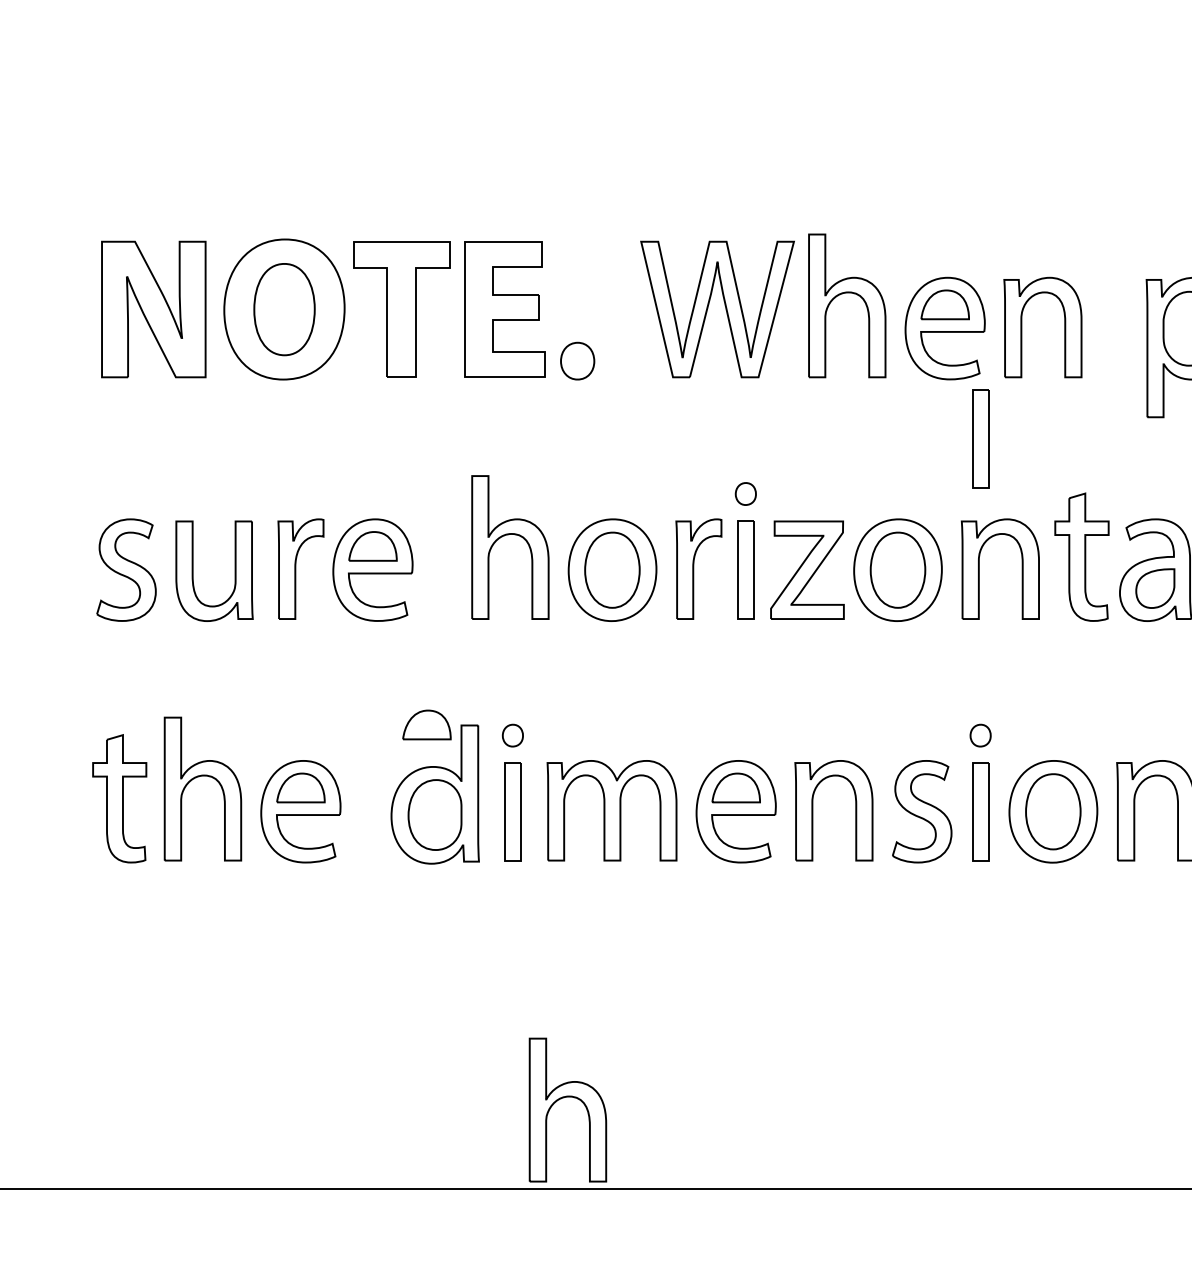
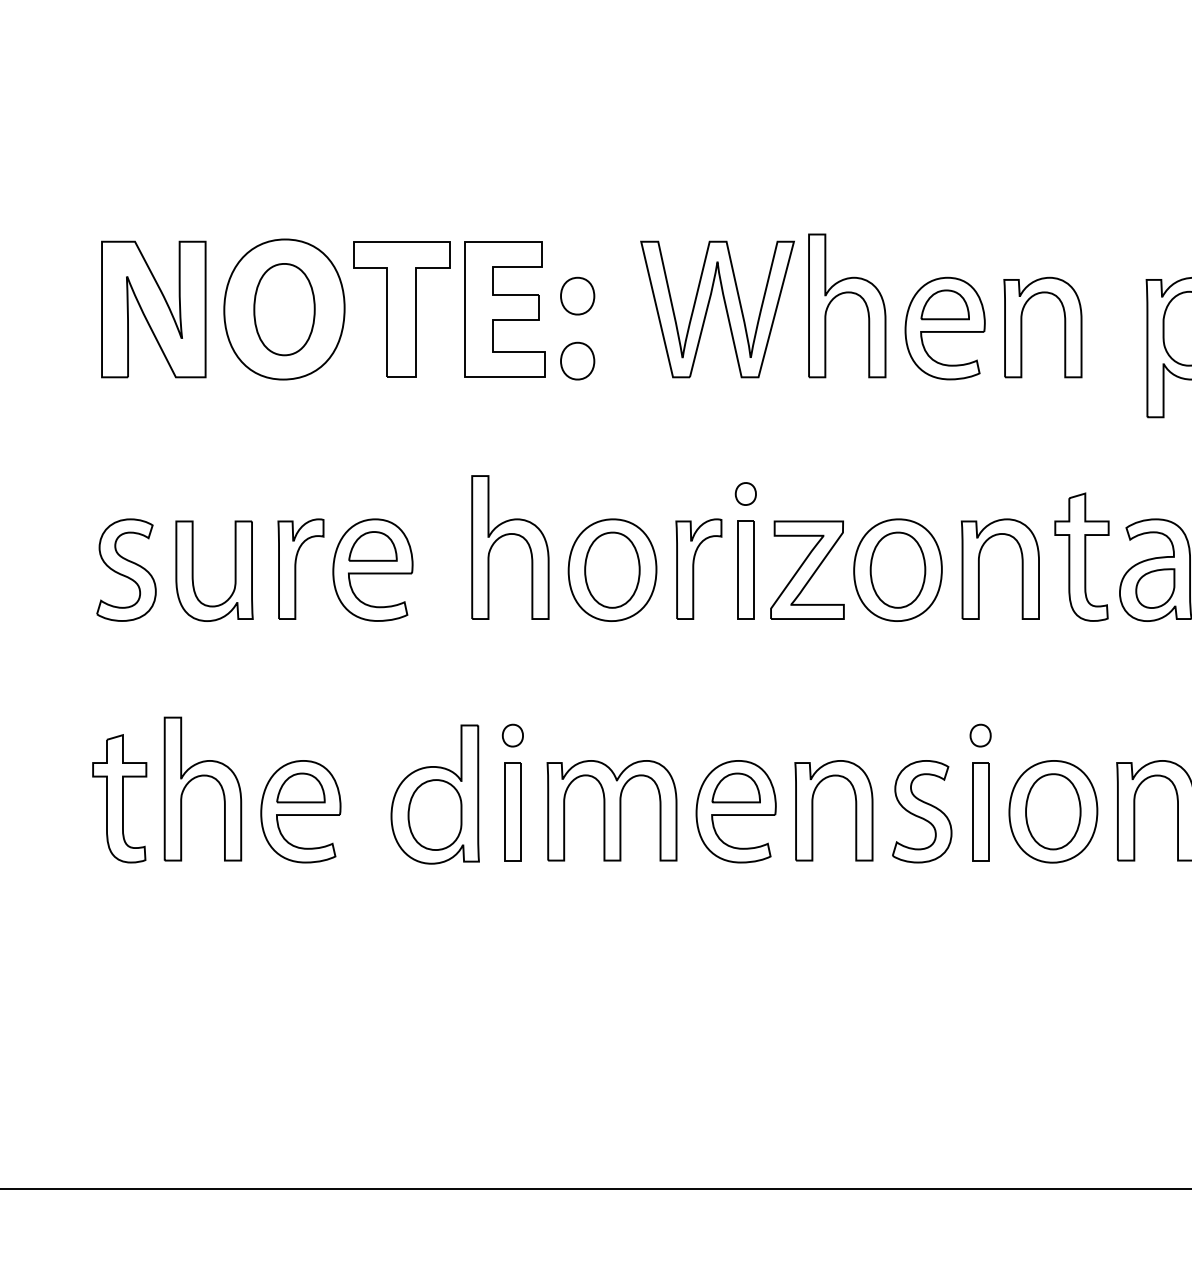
part: none -> present (577, 295)
part: present -> none (980, 438)
part: present -> none (426, 724)
part: present -> none (561, 1099)
